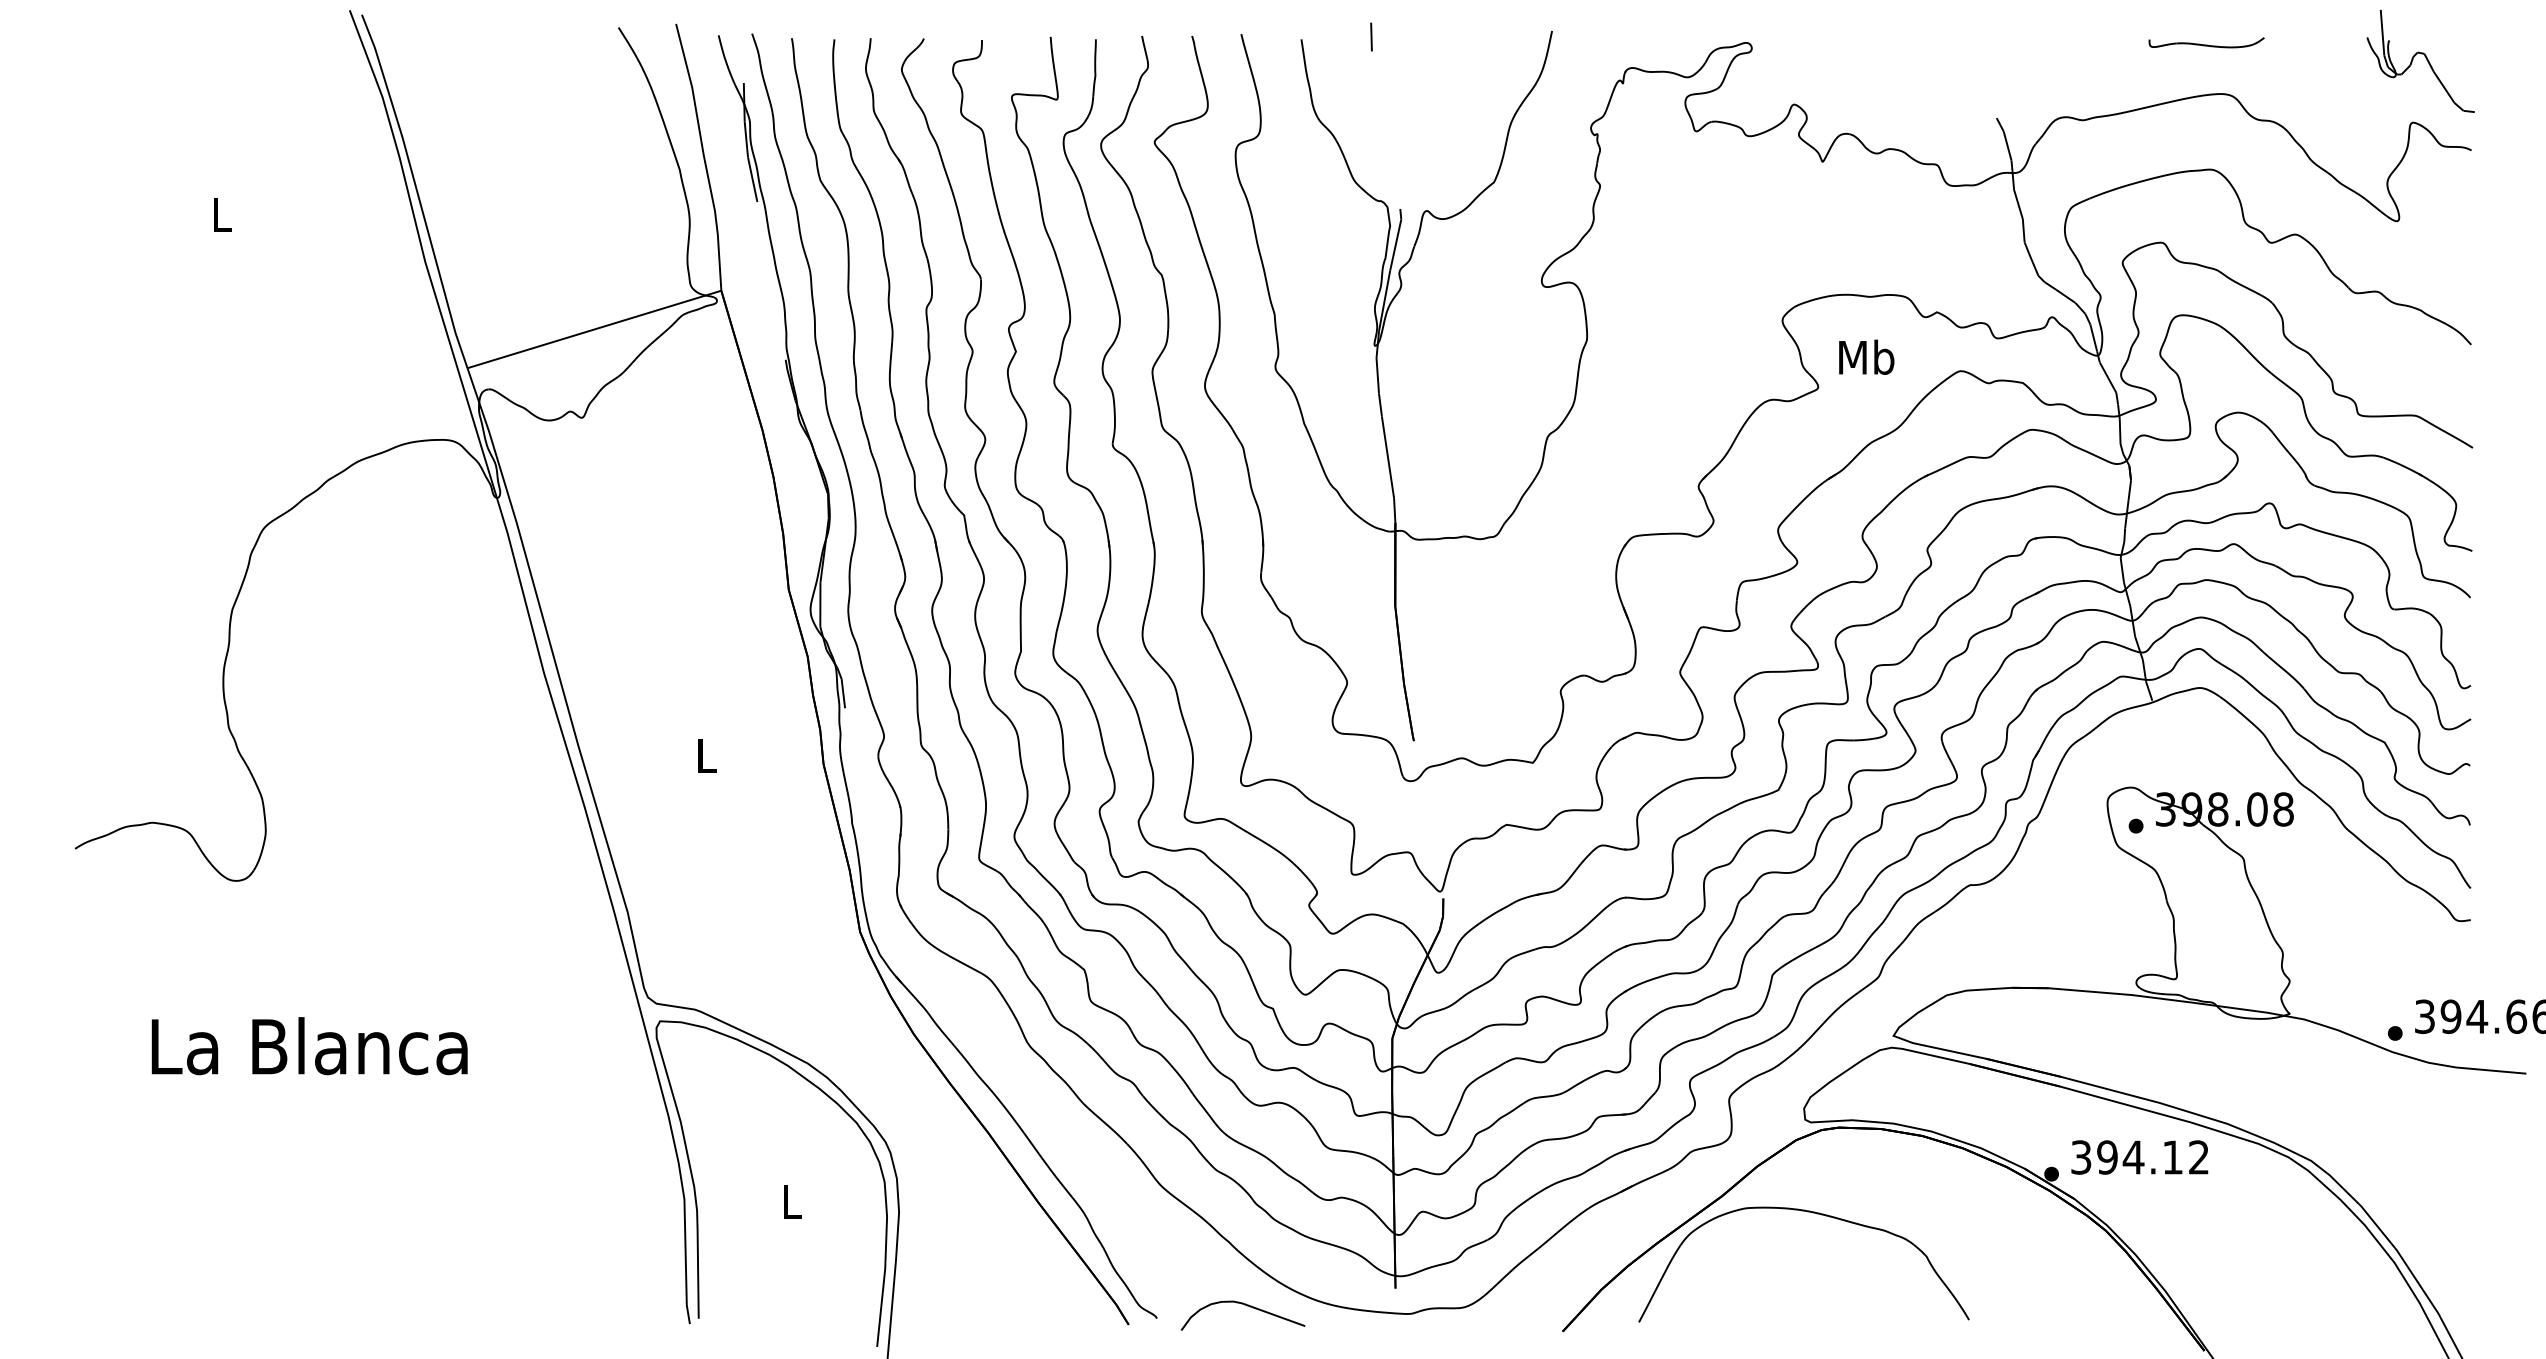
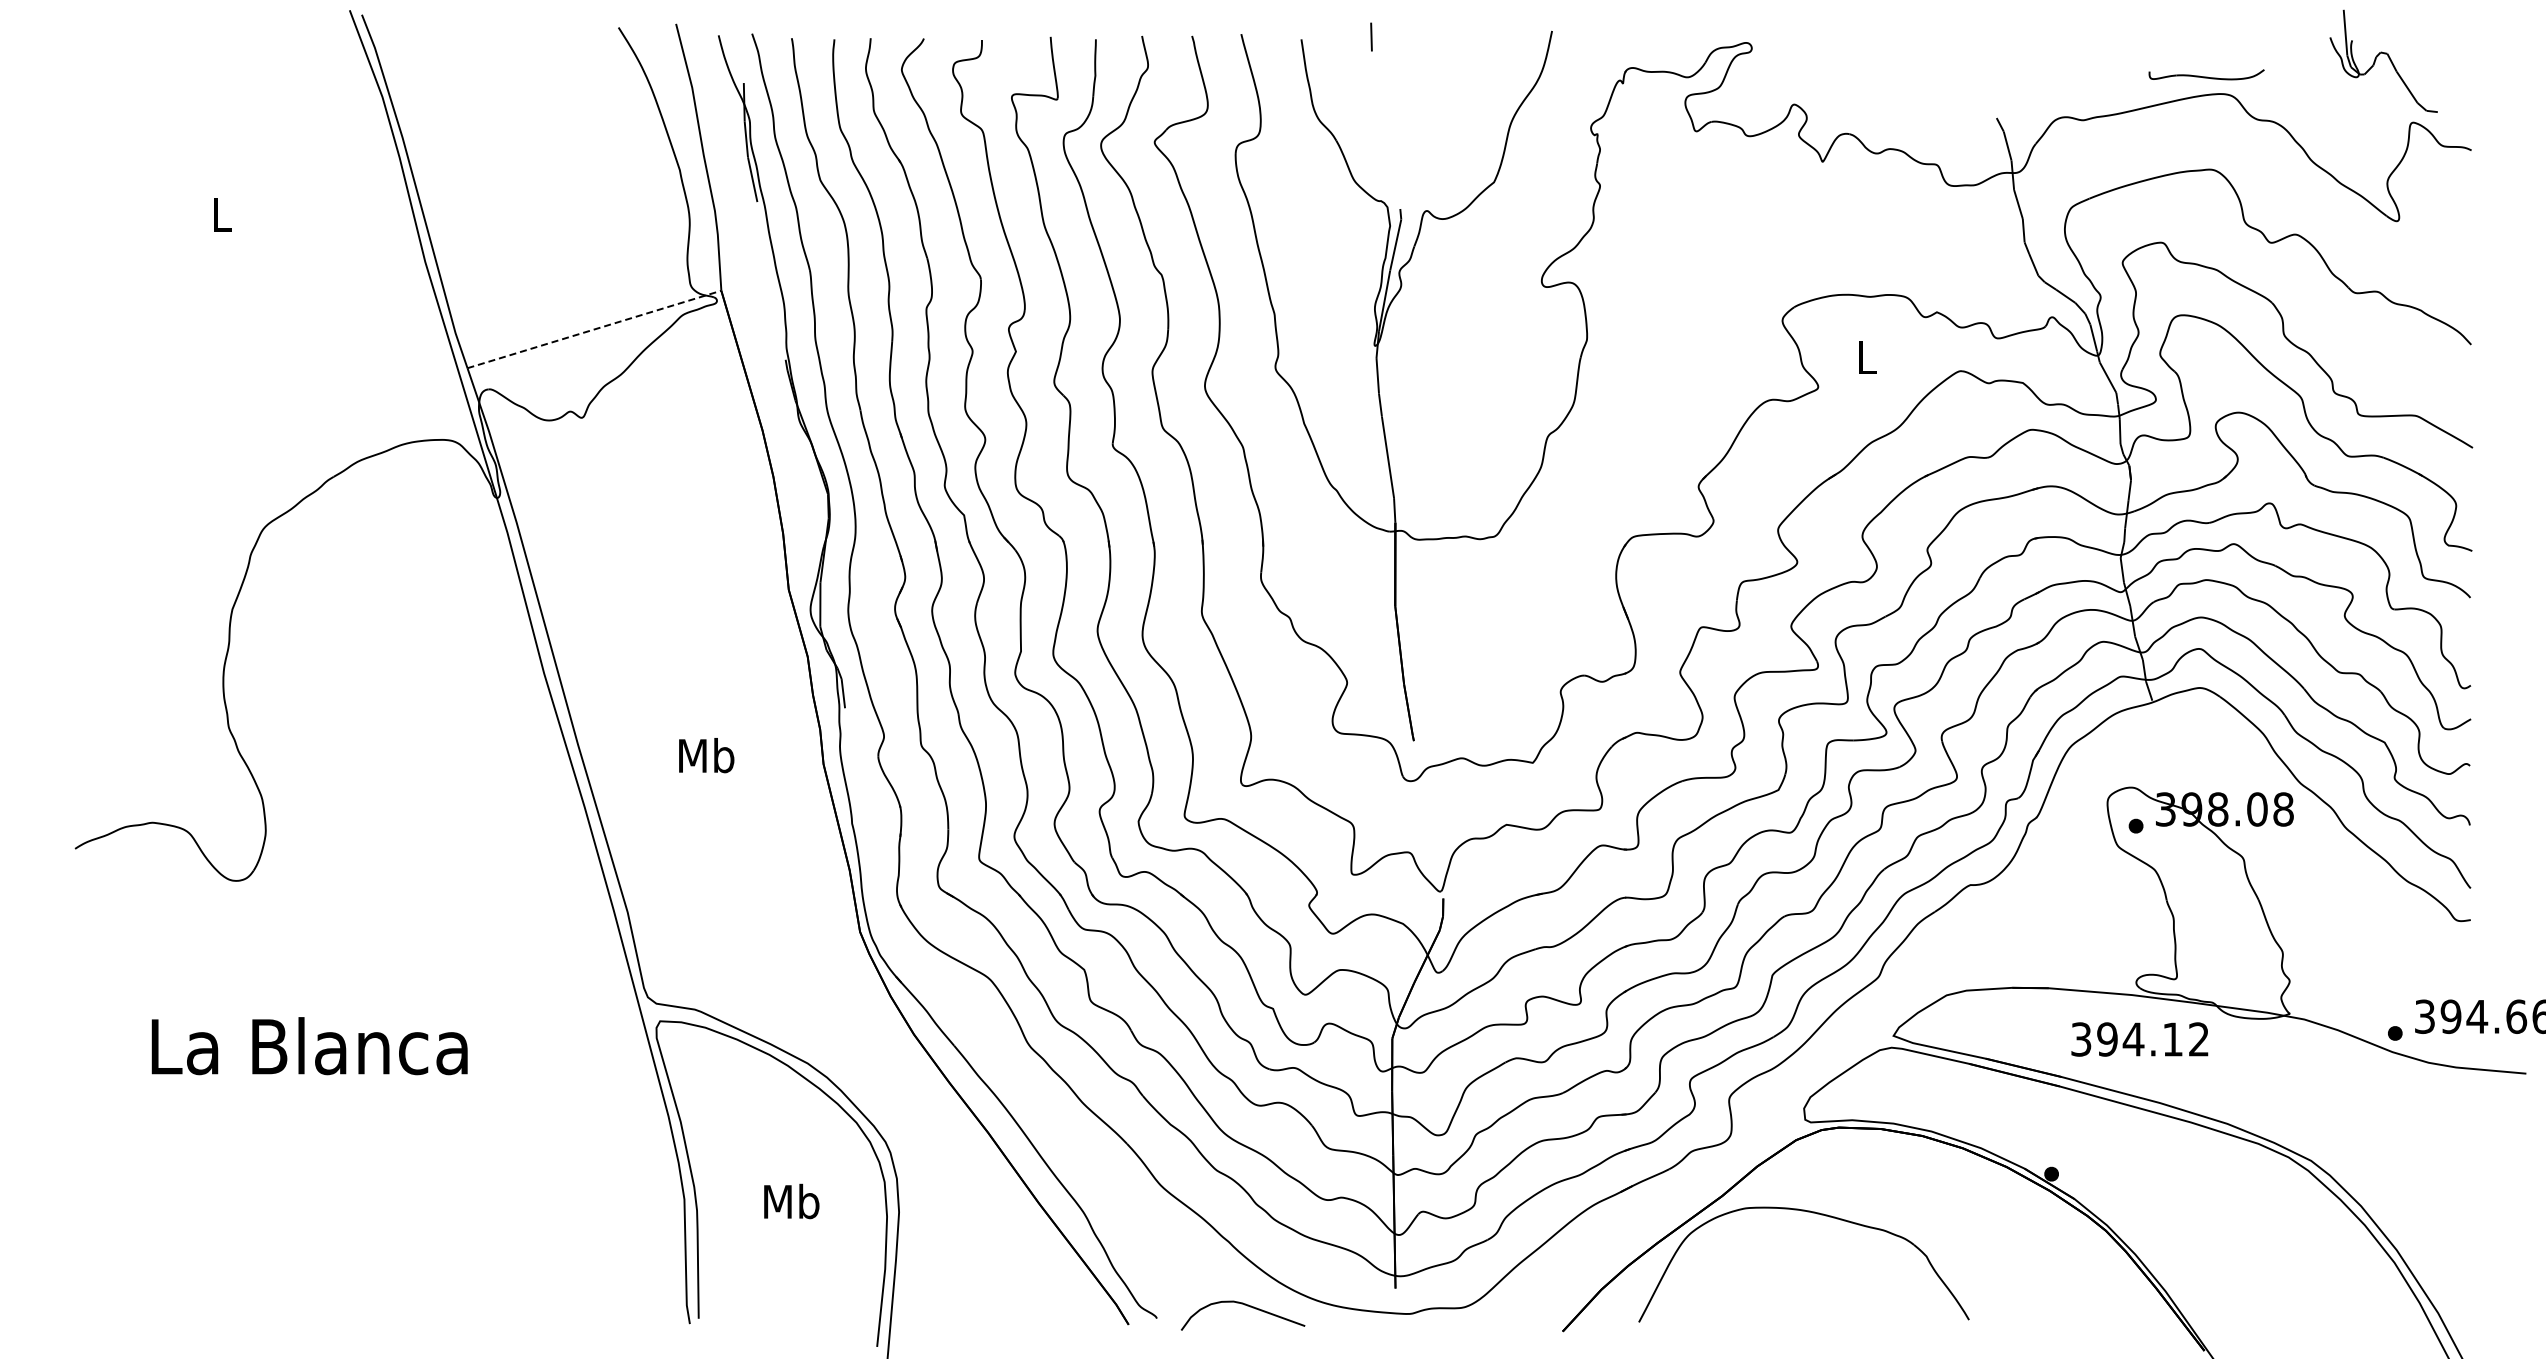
part position: (2206, 42) -> (2206, 74) (2206, 74)
part position: (2420, 60) -> (2383, 60) (2383, 60)
line: solid -> dashed (594, 329)
text: Mb -> L (1866, 356)
text: L -> Mb (706, 755)
text position: (2139, 1157) -> (2139, 1039) (2139, 1039)
text: L -> Mb (791, 1201)
